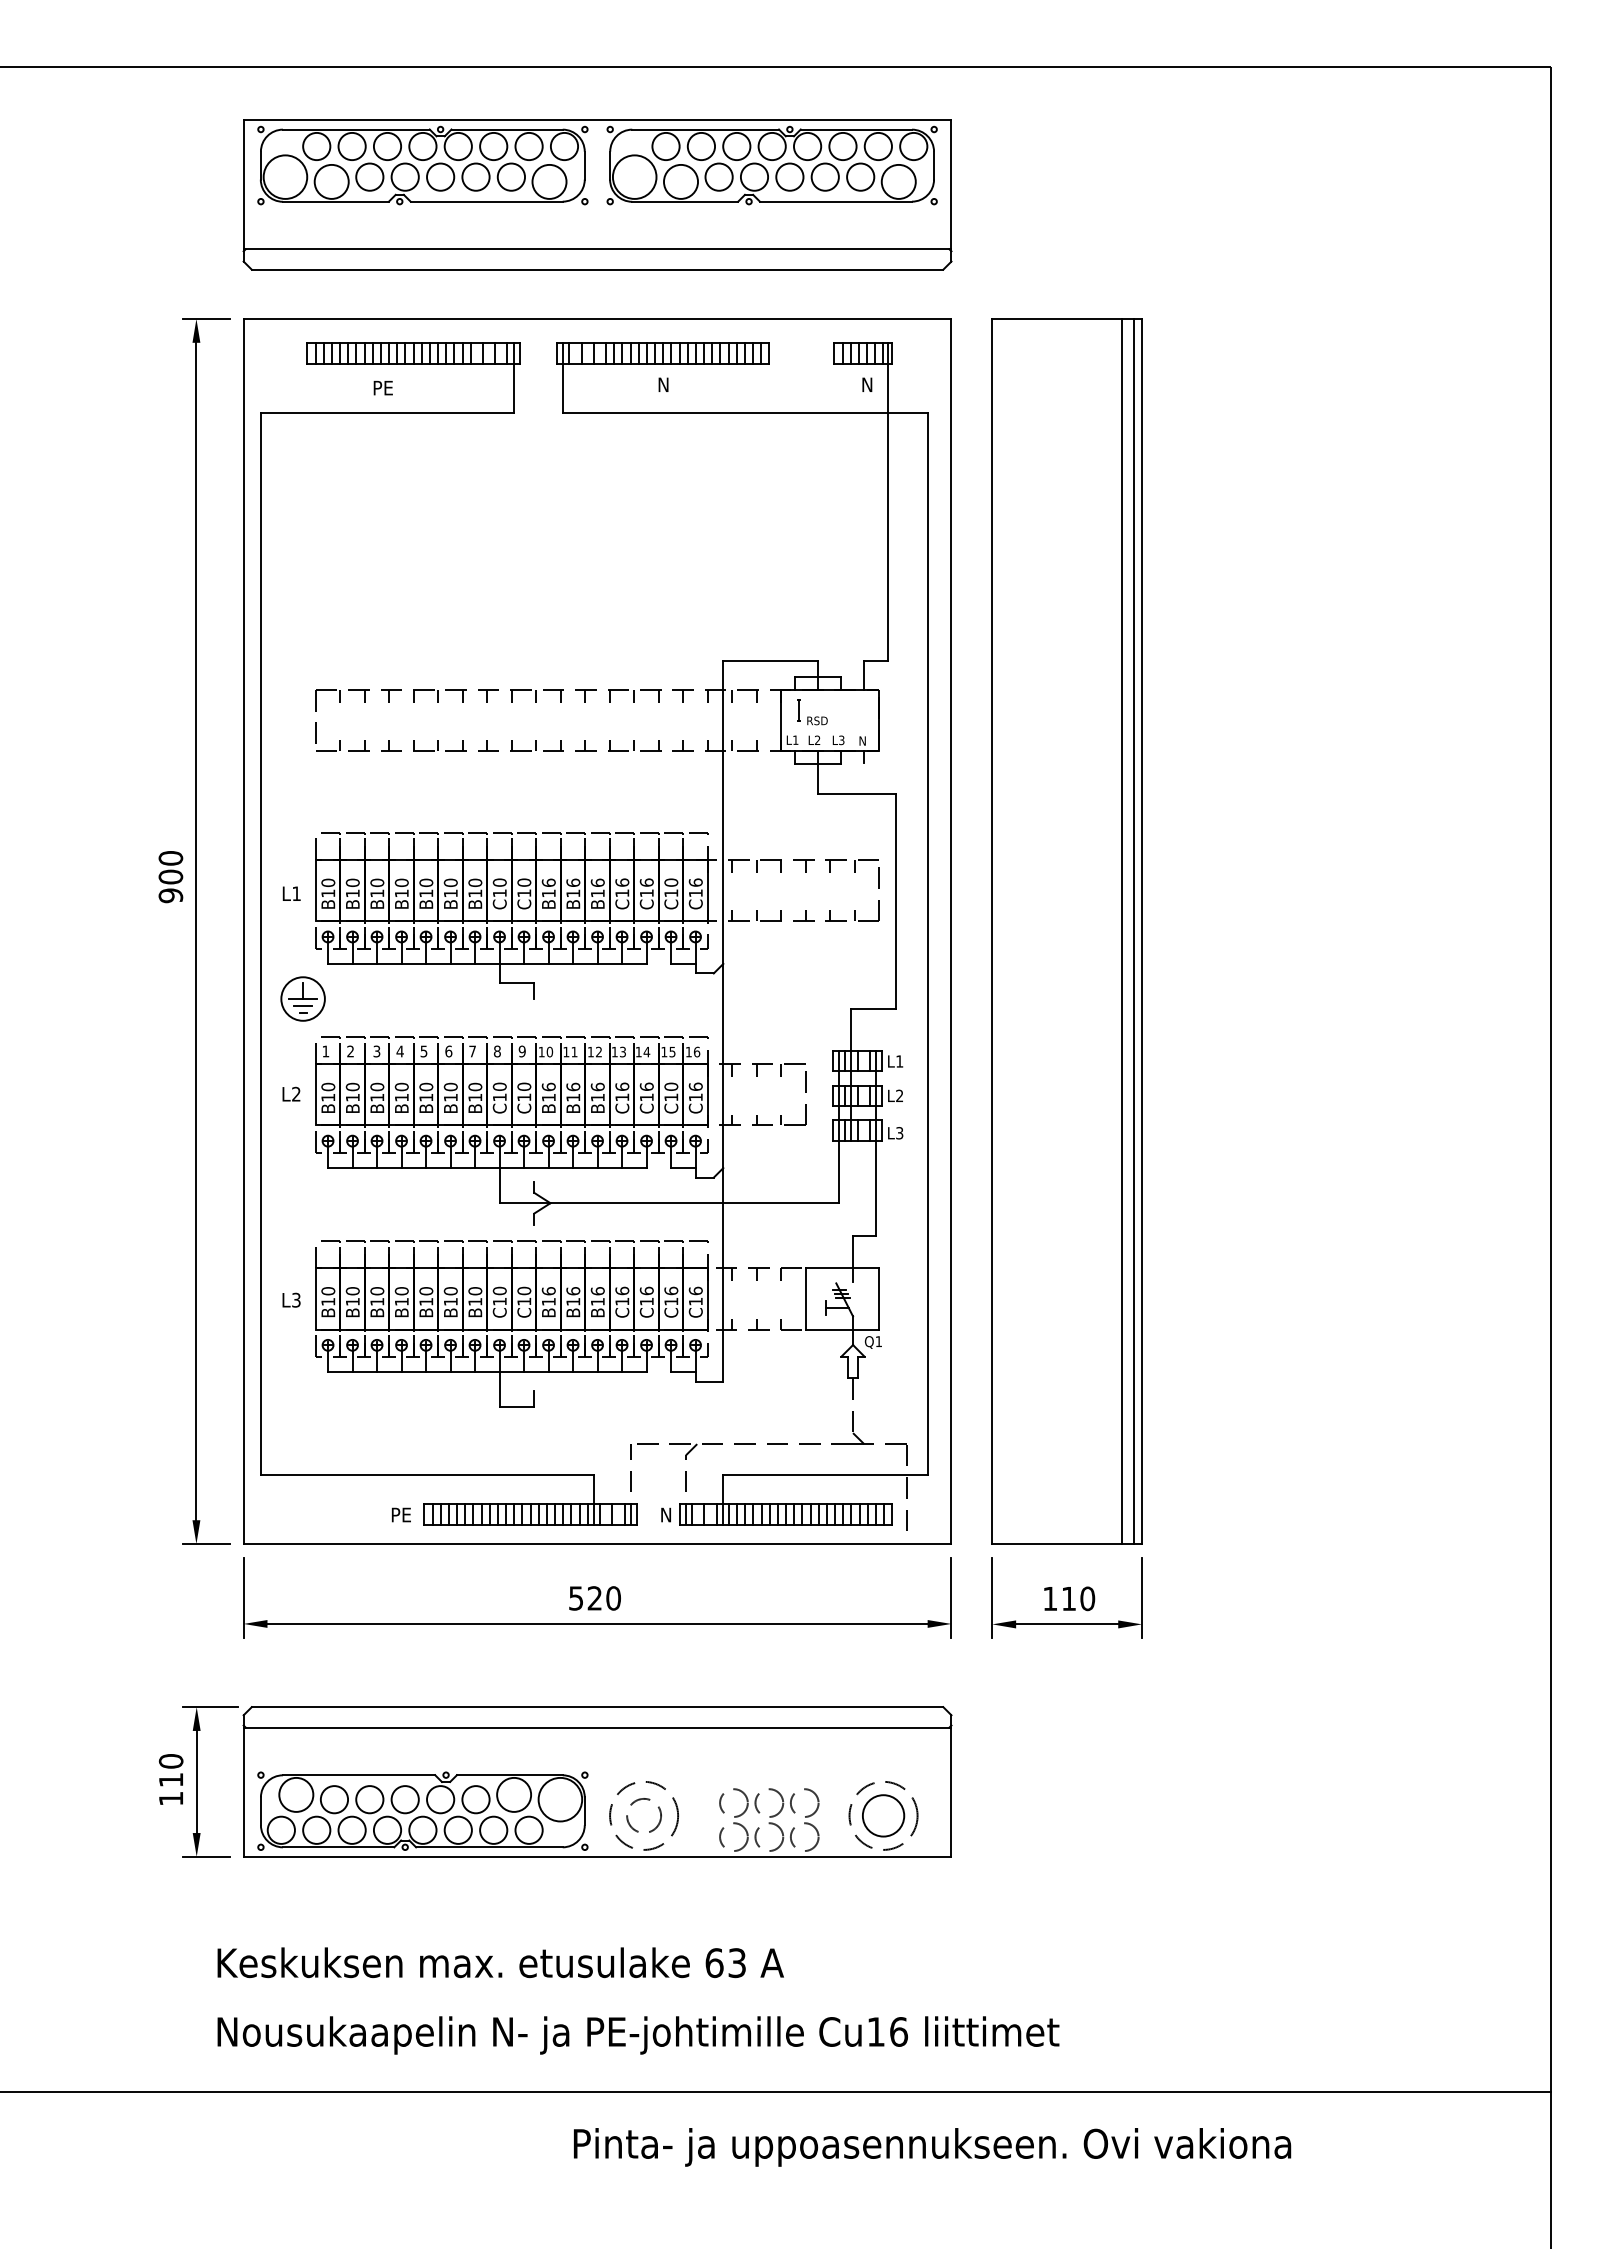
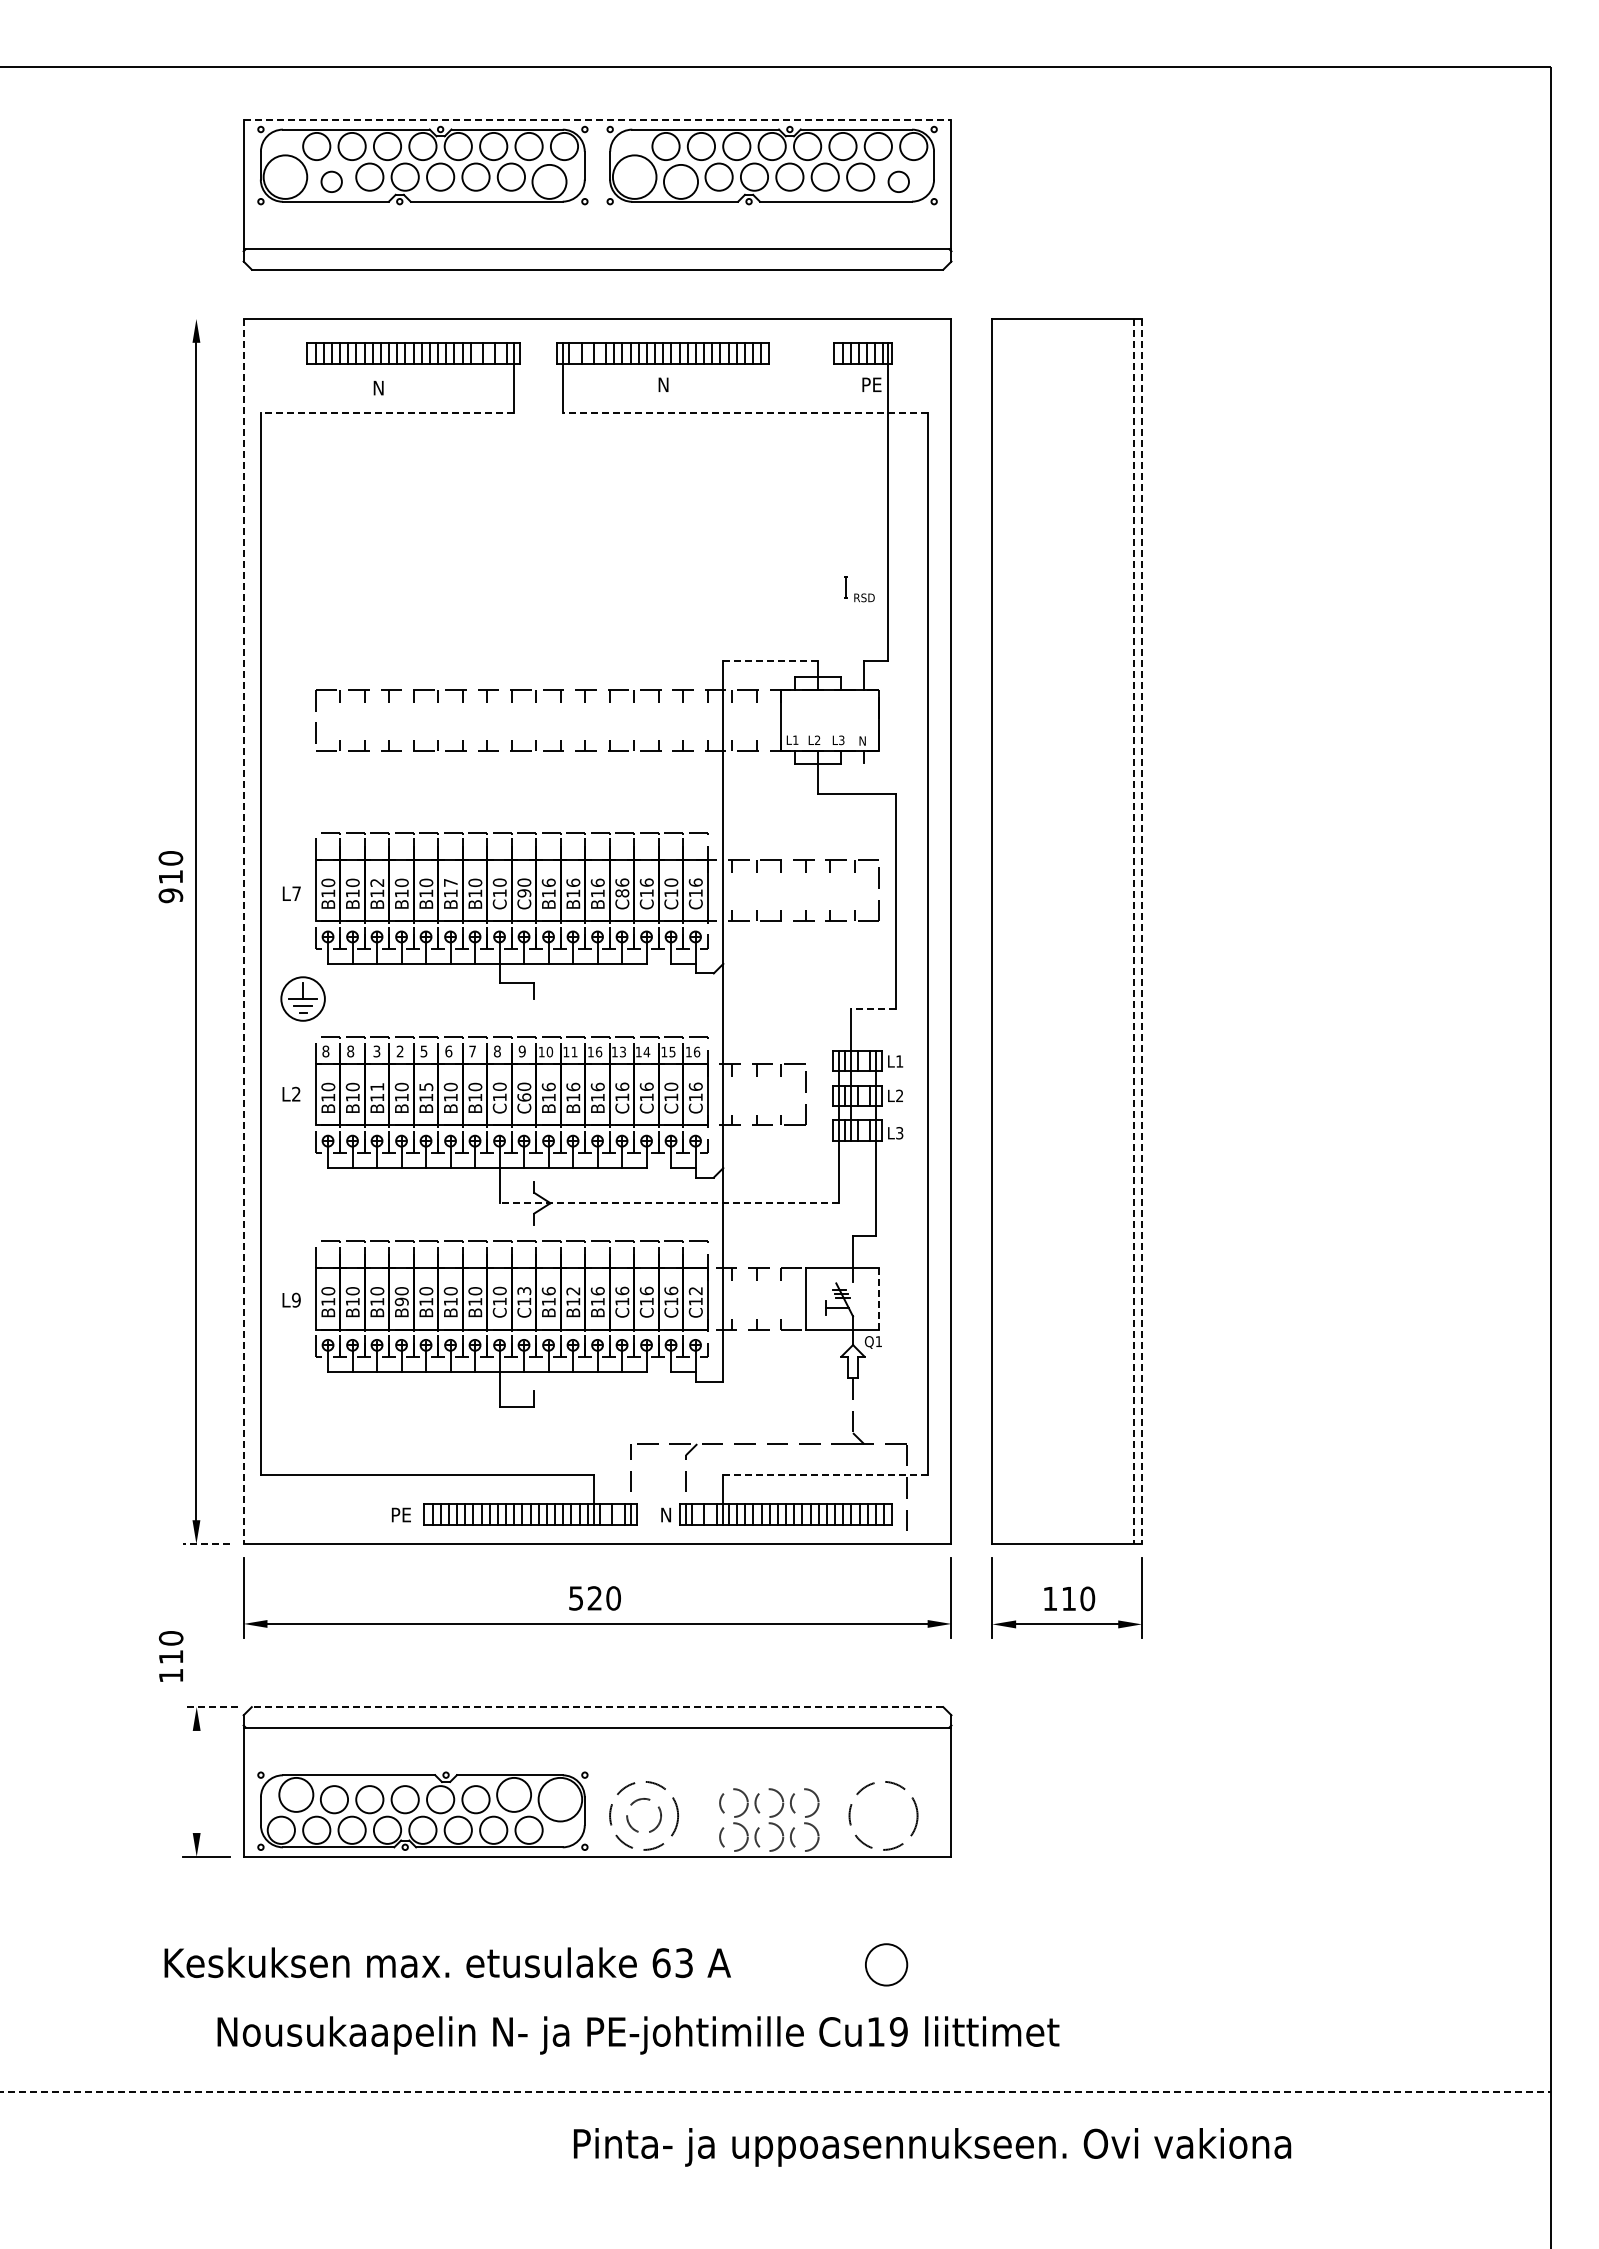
line: solid -> dashed (597, 120)
circle diameter: 34 px -> 20 px (331, 181)
circle diameter: 34 px -> 20 px (898, 181)
line: present -> none (206, 319)
text: N -> PE (872, 384)
text: PE -> N (383, 387)
line: solid -> dashed (386, 413)
line: solid -> dashed (745, 413)
line: solid -> dashed (771, 660)
part position: (812, 712) -> (859, 589) (859, 589)
text: 900 -> 910 (170, 876)
text: B10 -> B12 (377, 882)
text: B10 -> B17 (450, 882)
text: L1 -> L7 (296, 893)
text: C10 -> C90 (524, 893)
text: C16 -> C86 (622, 893)
line: solid -> dashed (243, 931)
line: present -> none (1121, 931)
line: solid -> dashed (1133, 931)
line: solid -> dashed (1142, 931)
line: solid -> dashed (873, 1009)
text: 1 -> 8 (325, 1051)
text: 2 -> 8 (350, 1051)
text: 4 -> 2 (399, 1051)
text: 12 -> 16 (598, 1051)
text: B10 -> B11 (377, 1086)
text: B10 -> B15 (426, 1086)
text: C10 -> C60 (524, 1097)
line: solid -> dashed (669, 1203)
text: C10 -> C13 (524, 1290)
text: C16 -> C12 (695, 1290)
text: B16 -> B12 (573, 1291)
text: L3 -> L9 (296, 1299)
line: solid -> dashed (879, 1299)
text: B10 -> B90 (401, 1301)
line: solid -> dashed (825, 1475)
line: solid -> dashed (206, 1544)
line: solid -> dashed (210, 1707)
line: solid -> dashed (597, 1707)
text position: (170, 1779) -> (170, 1656) (170, 1656)
line: present -> none (196, 1781)
circle position: (883, 1815) -> (886, 1964) (886, 1964)
text position: (500, 1962) -> (447, 1962) (447, 1962)
text: Cu16 -> Cu19 (898, 2031)
line: solid -> dashed (776, 2092)
